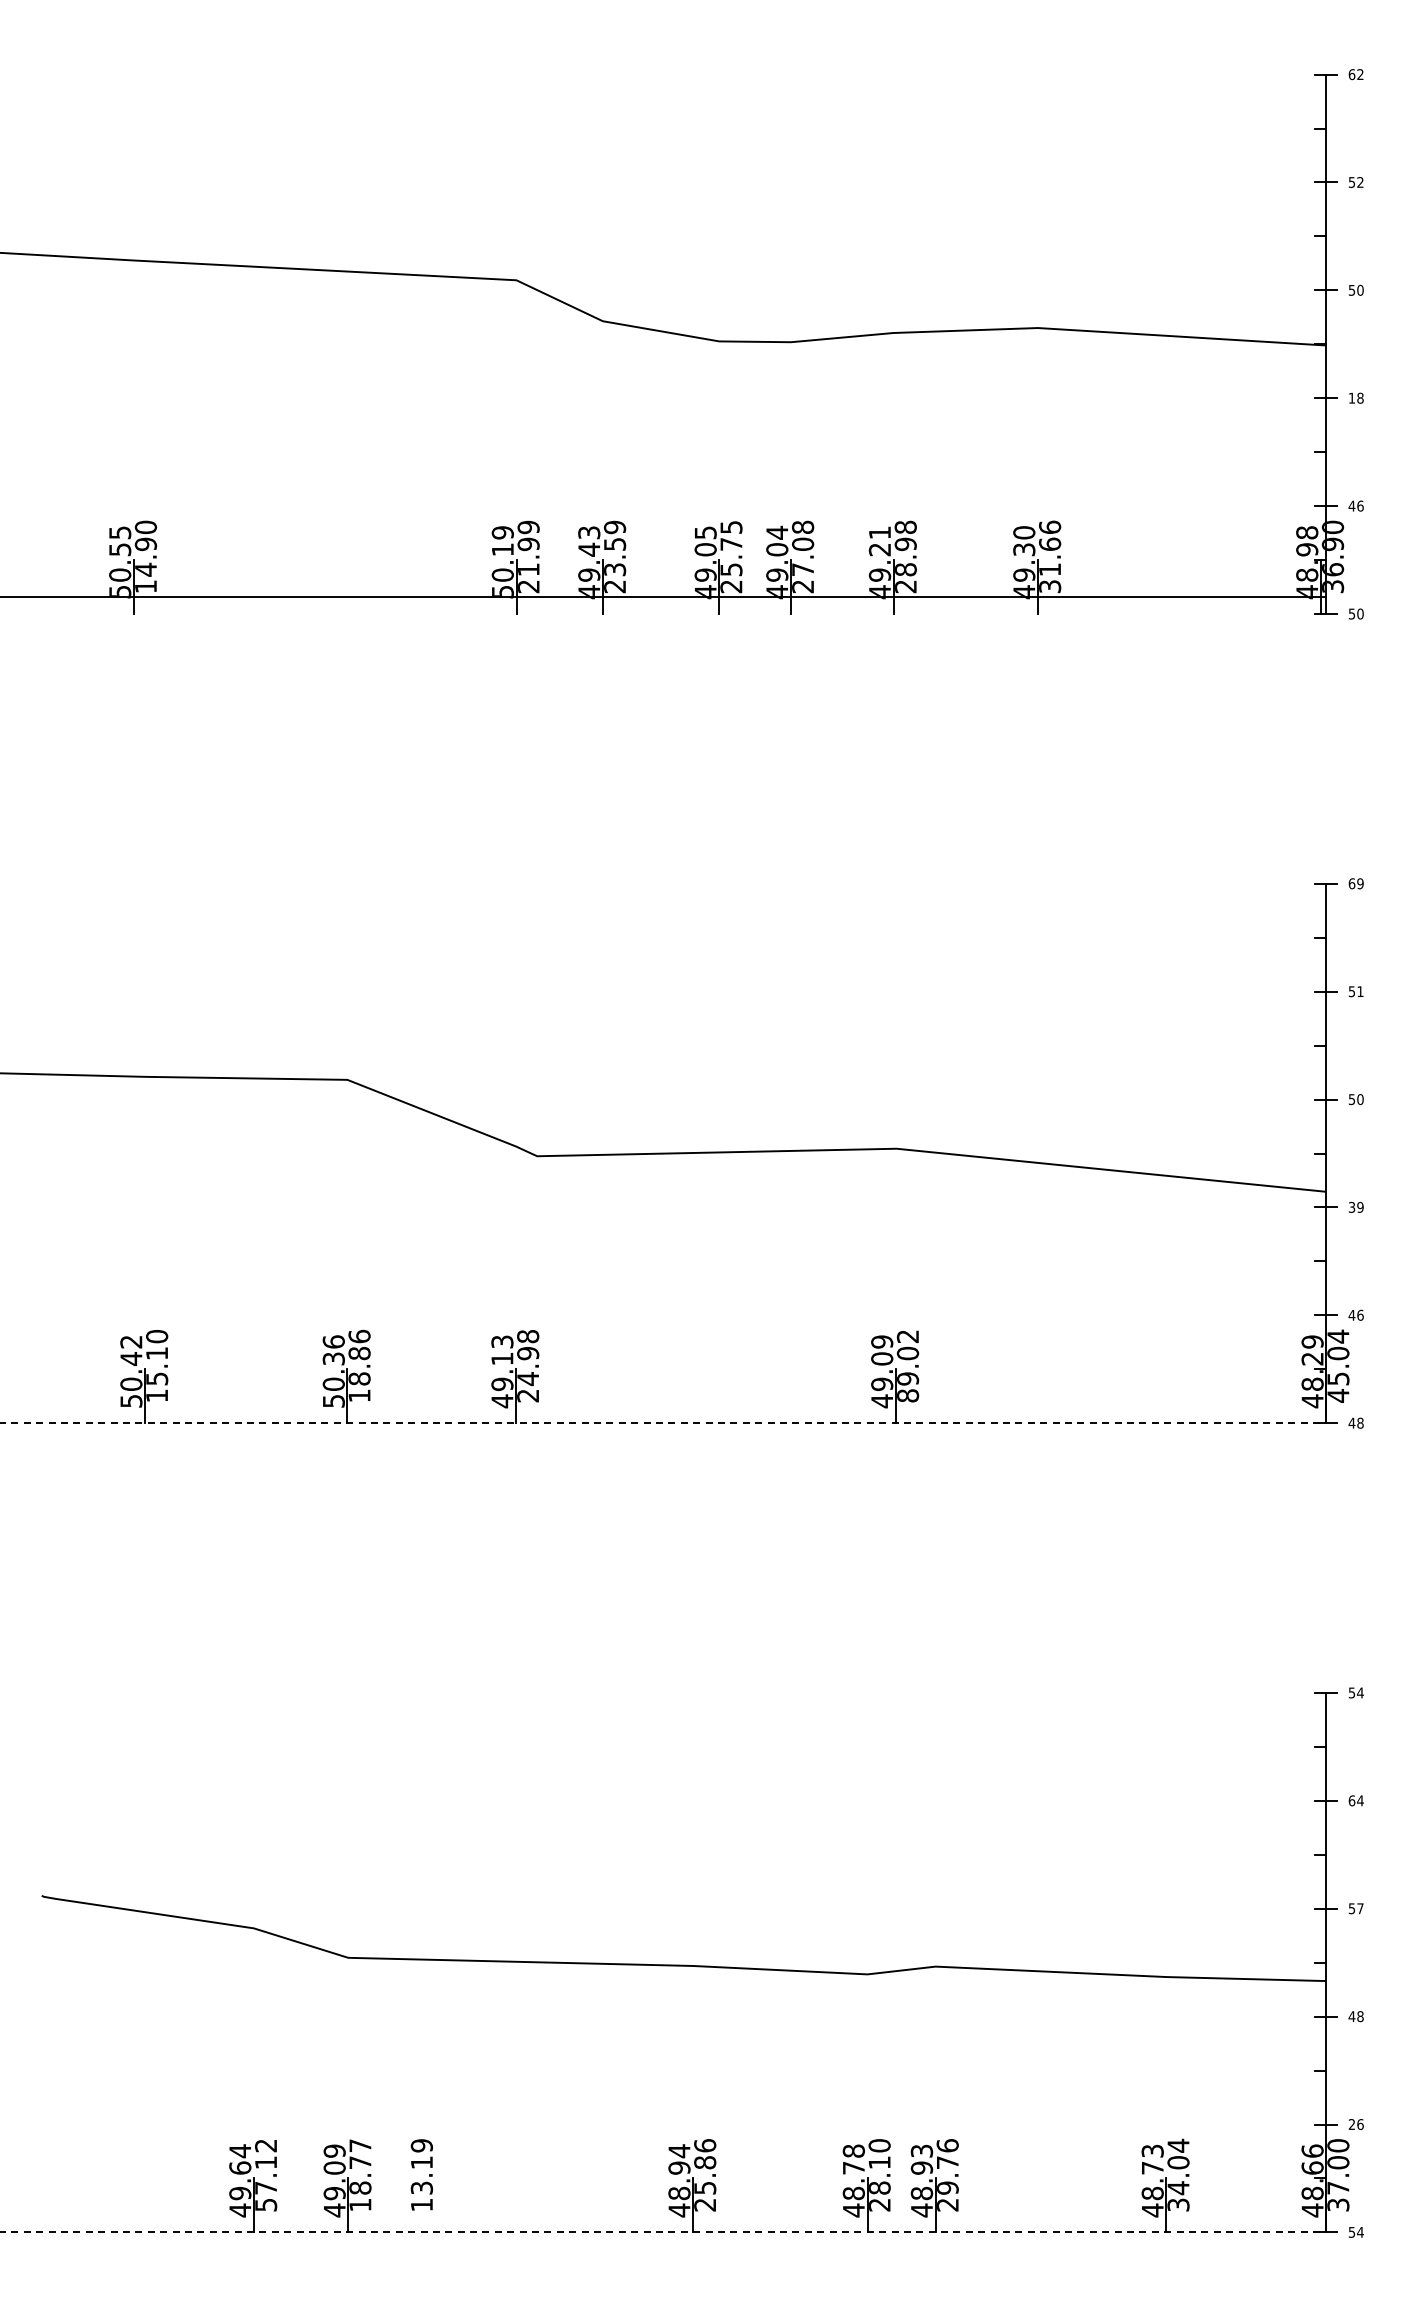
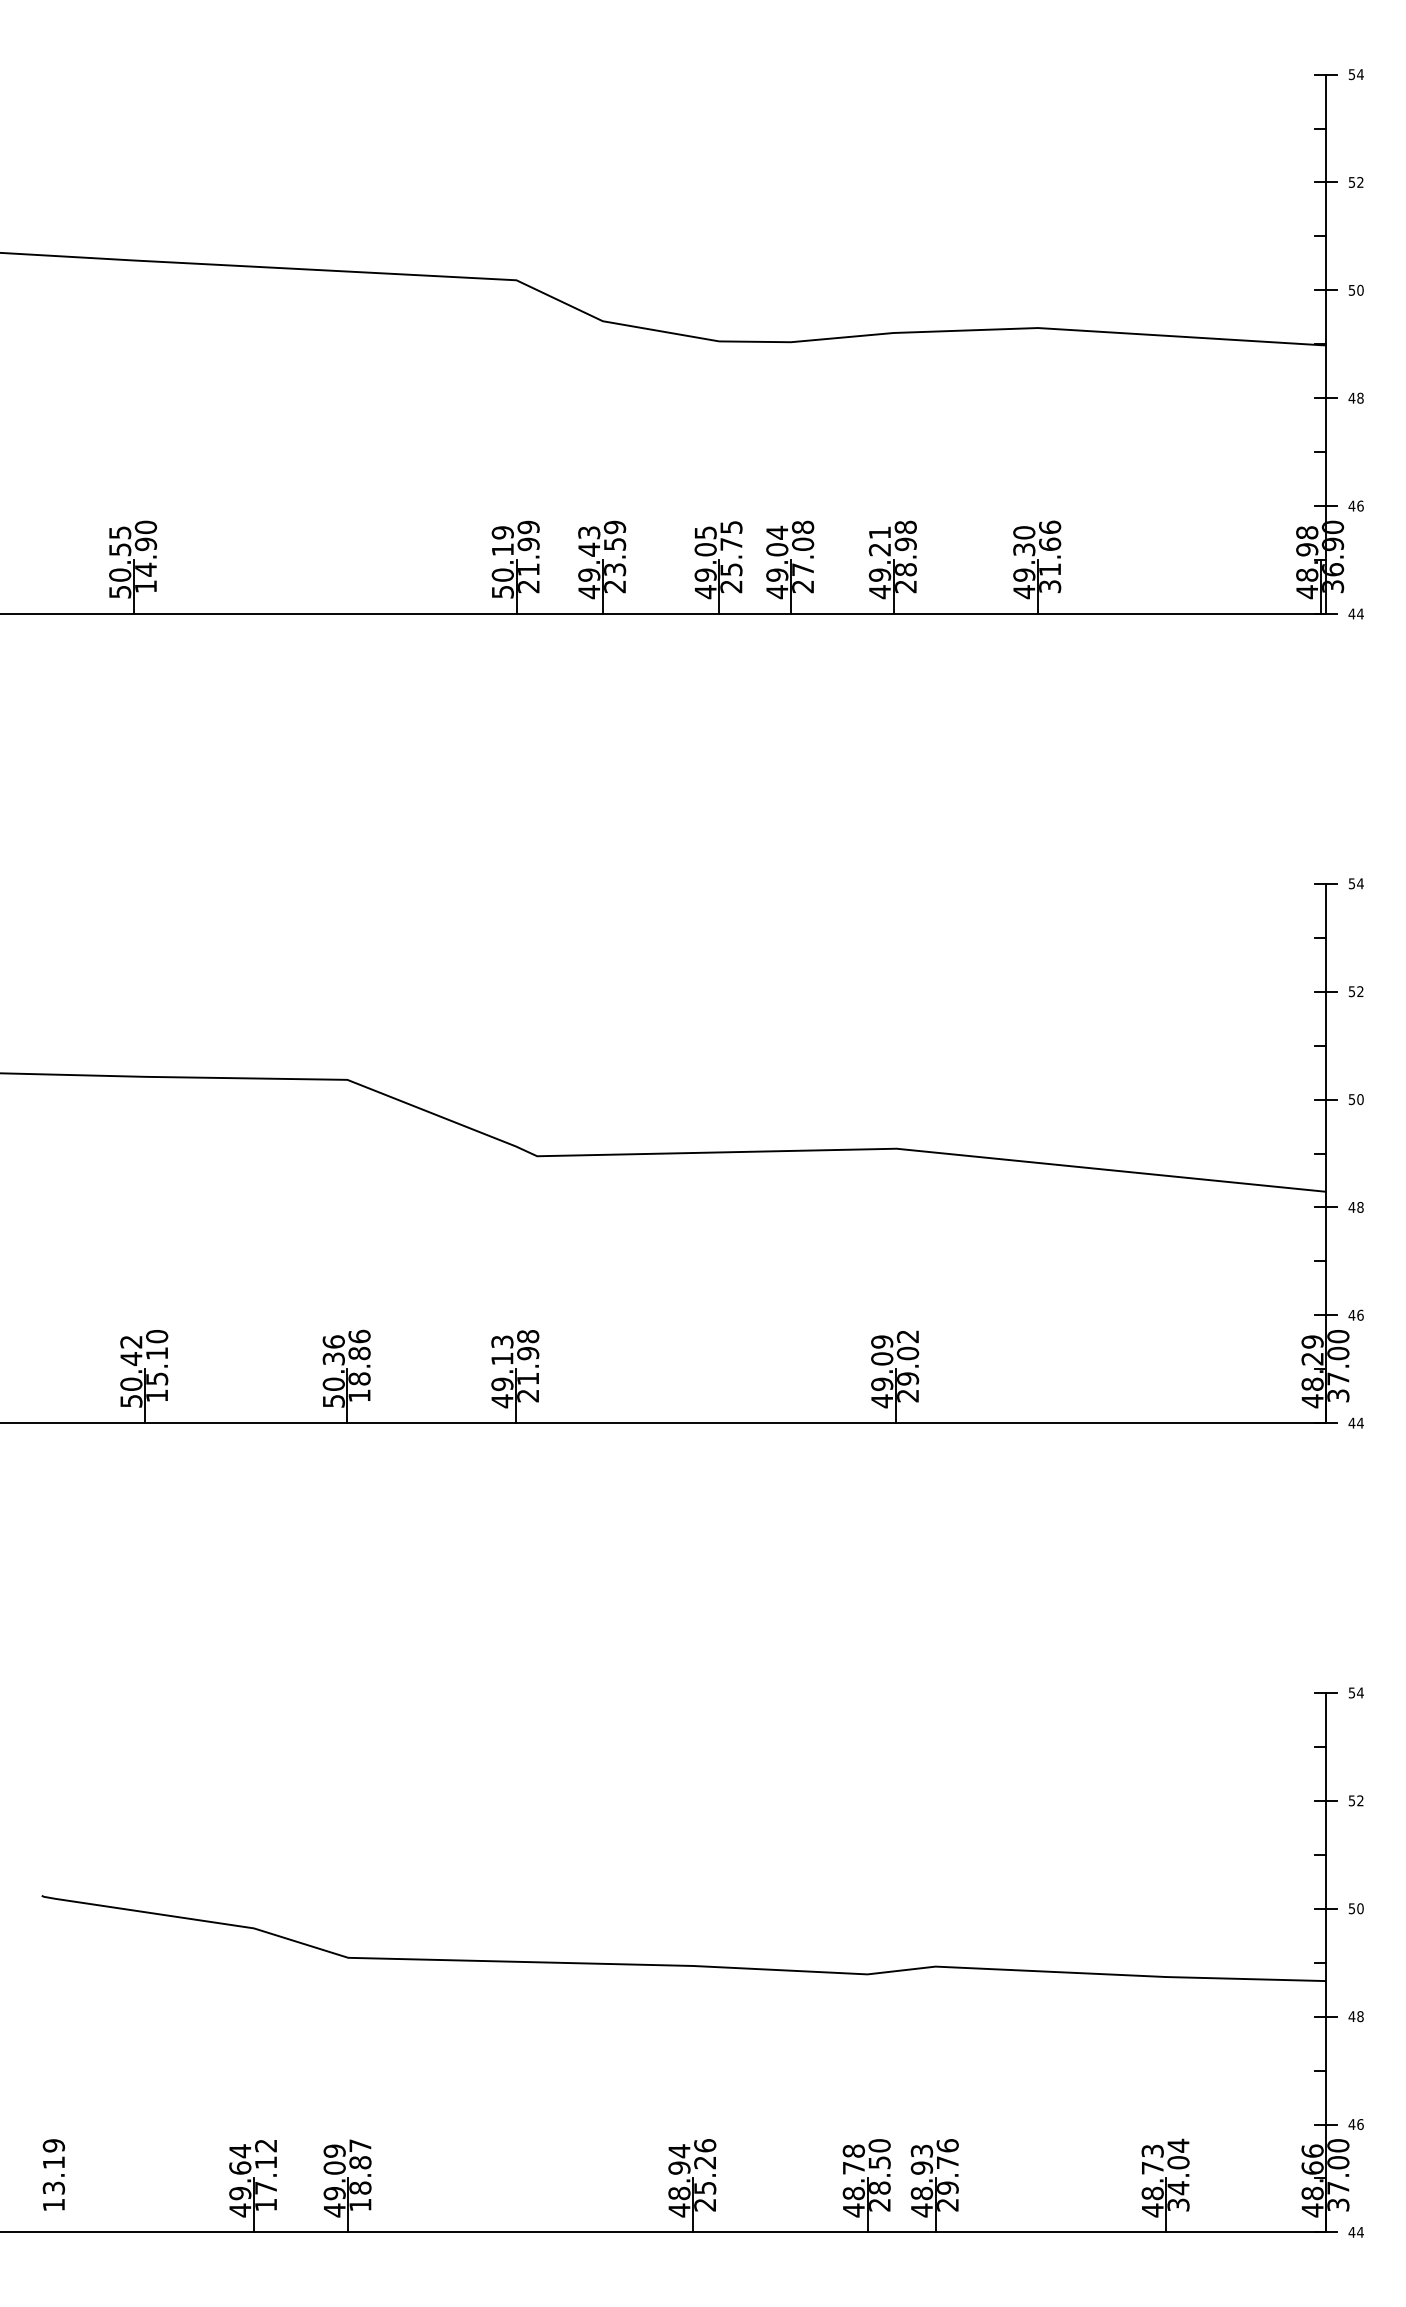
text: 62 -> 54 (1355, 74)
text: 18 -> 48 (1351, 397)
line position: (664, 597) -> (664, 614) (664, 614)
text: 50 -> 44 (1355, 613)
text: 69 -> 54 (1355, 883)
text: 51 -> 52 (1360, 991)
text: 39 -> 48 (1355, 1206)
text: 45.04 -> 37.00 (1338, 1365)
text: 24.98 -> 21.98 (527, 1379)
text: 89.02 -> 29.02 (908, 1395)
text: 48 -> 44 (1360, 1422)
line: dashed -> solid (663, 1423)
text: 64 -> 52 (1355, 1800)
text: 57 -> 50 (1360, 1908)
text: 26 -> 46 (1351, 2124)
text: 18.77 -> 18.87 (360, 2162)
text: 25.86 -> 25.26 (705, 2162)
text: 28.10 -> 28.50 (879, 2162)
text position: (421, 2174) -> (53, 2174) (53, 2174)
text: 57.12 -> 17.12 (266, 2205)
line: dashed -> solid (663, 2232)
text: 54 -> 44 (1351, 2232)
